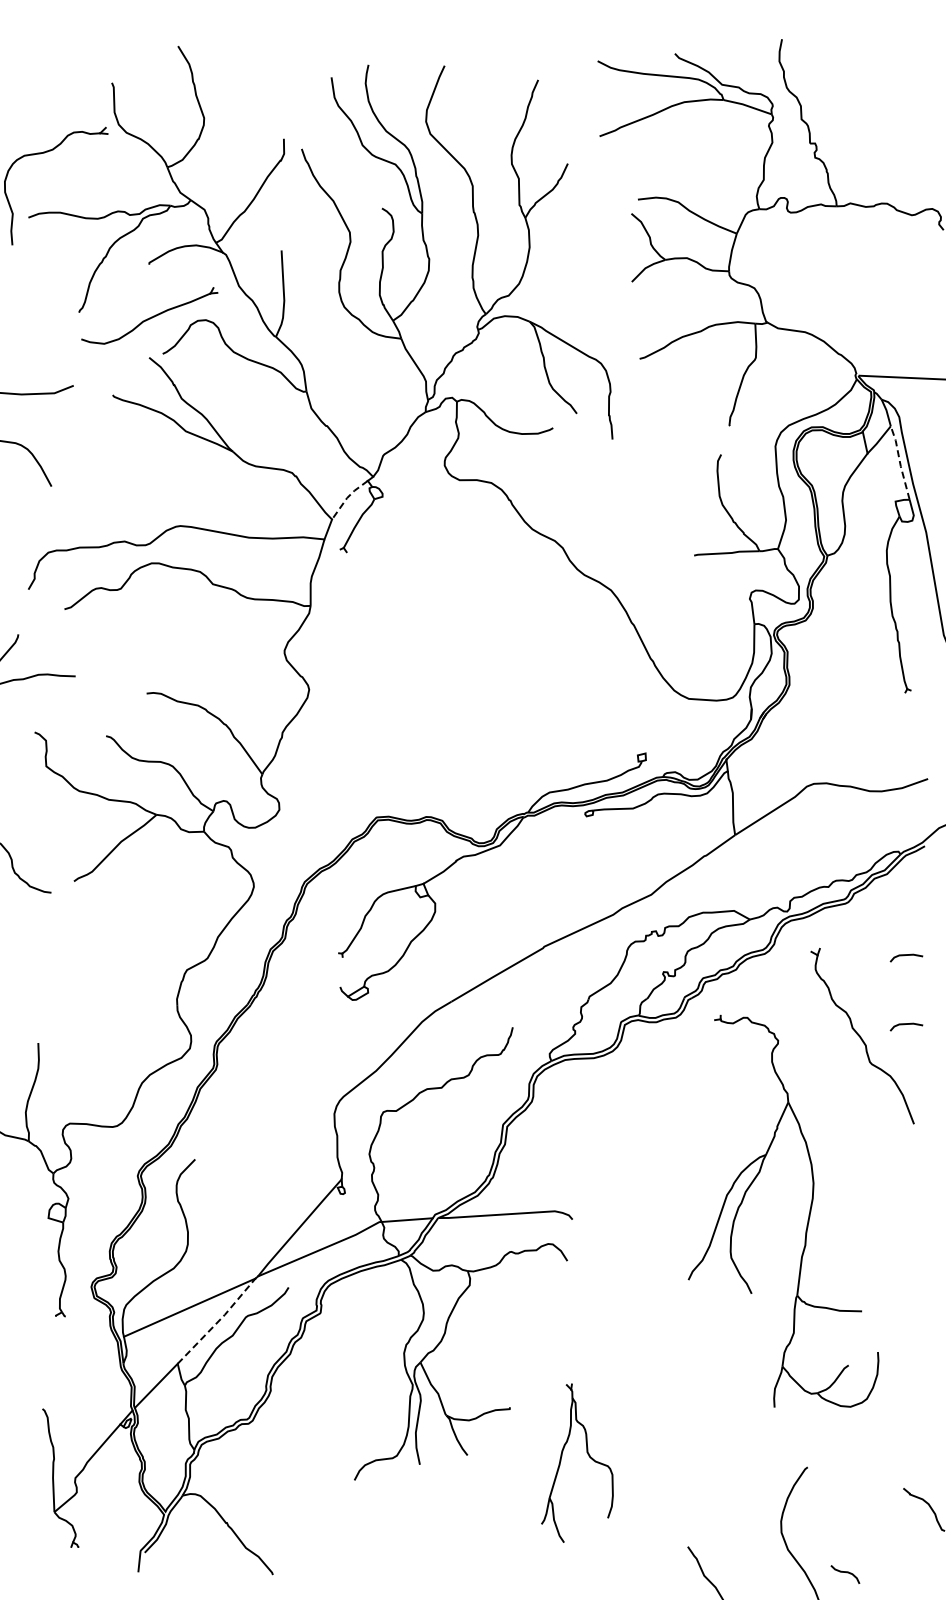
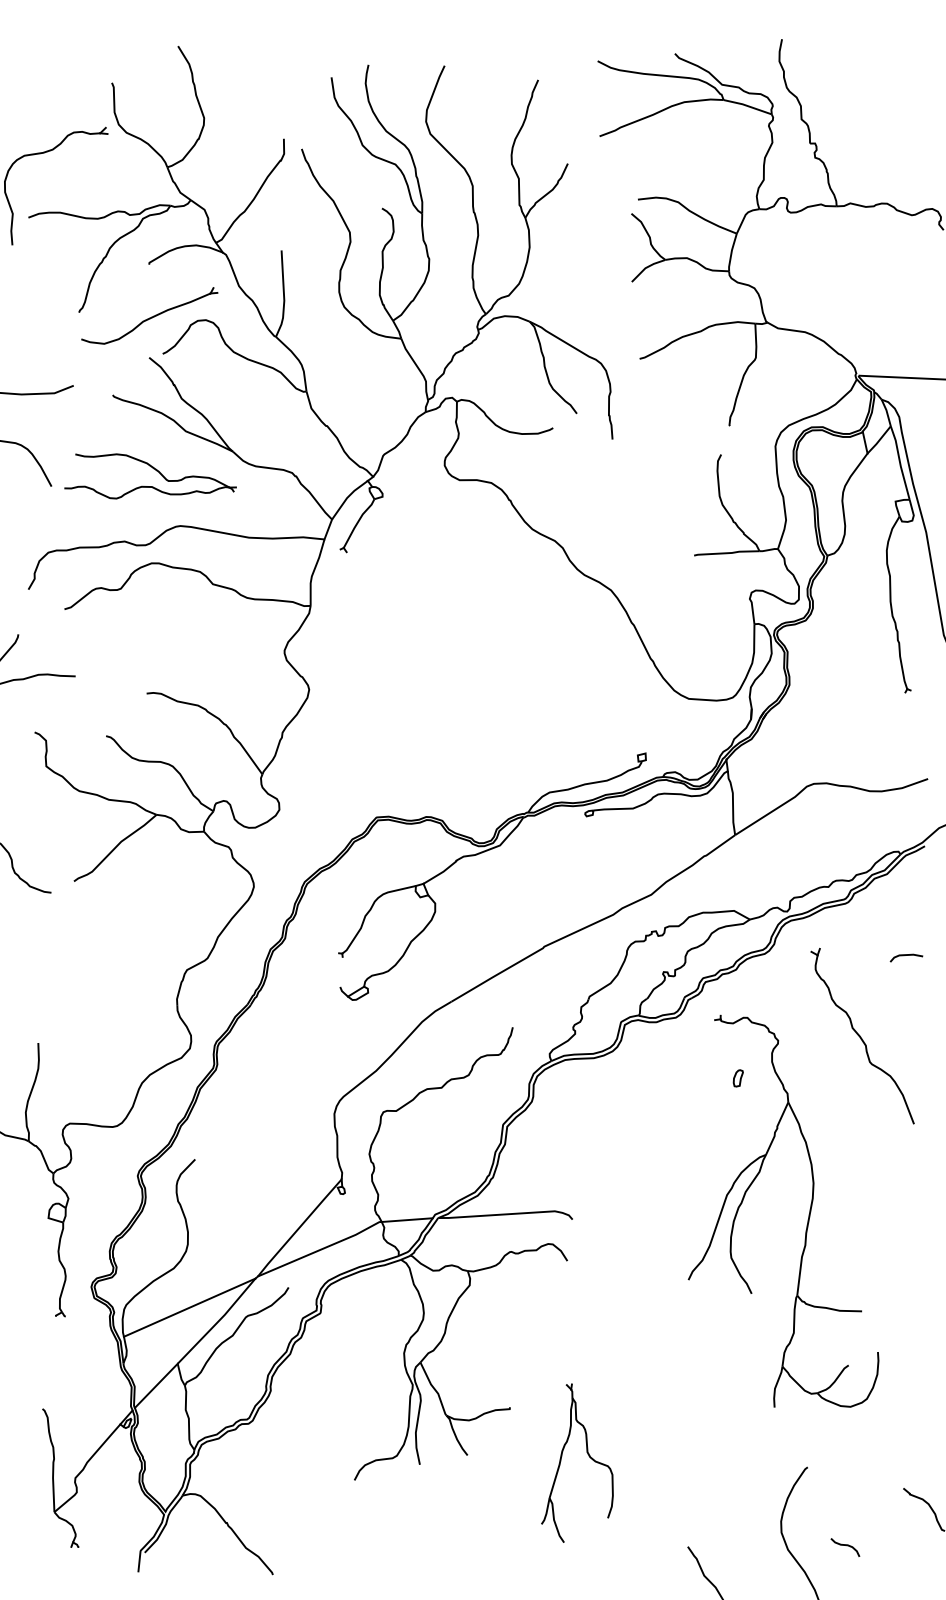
line: dashed -> solid (900, 462)
part: none -> present (153, 469)
line: dashed -> solid (347, 498)
line: present -> none (906, 1024)
part: none -> present (737, 1078)
line: dashed -> solid (218, 1321)
curve position: (846, 1573) -> (846, 1546) (846, 1546)
